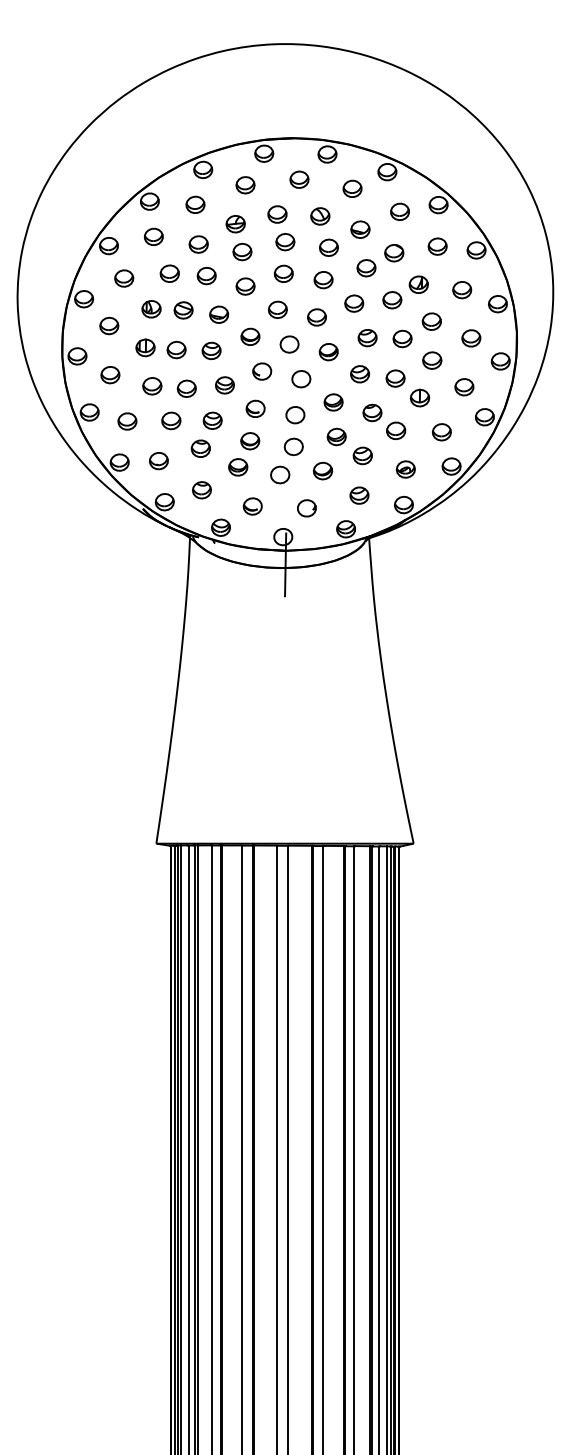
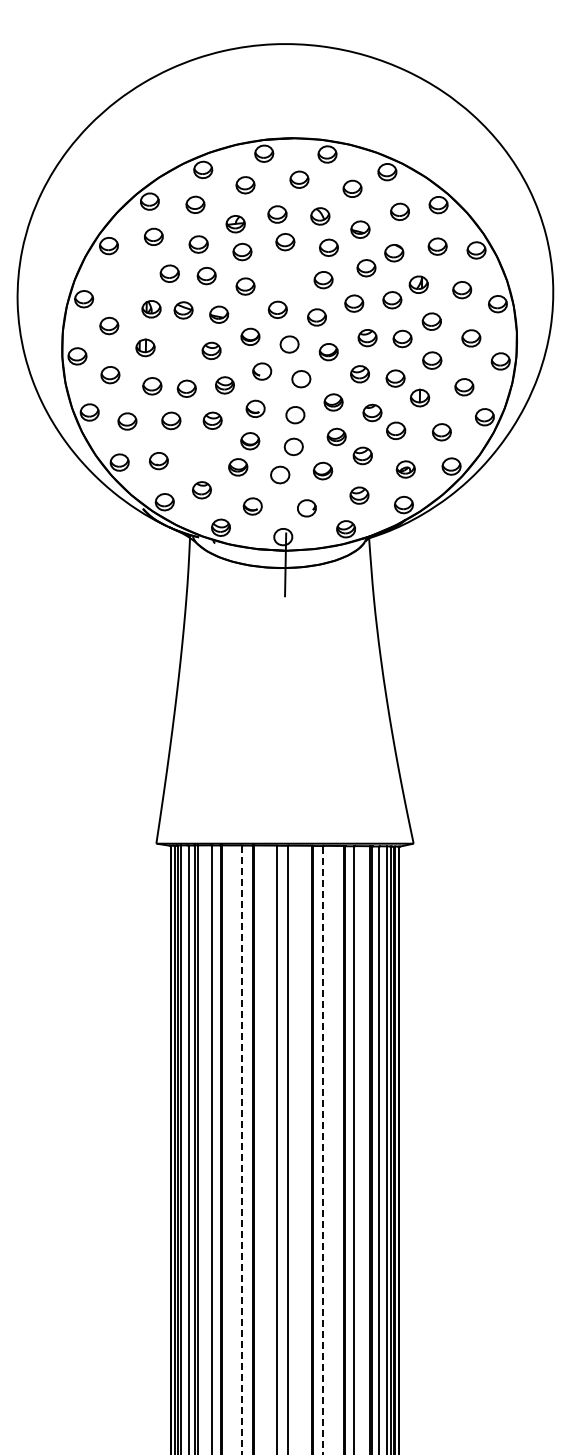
part: present -> none (283, 273)
part: present -> none (124, 278)
part: present -> none (176, 349)
part: present -> none (200, 448)
line: solid -> dashed (323, 1149)
line: solid -> dashed (242, 1150)
